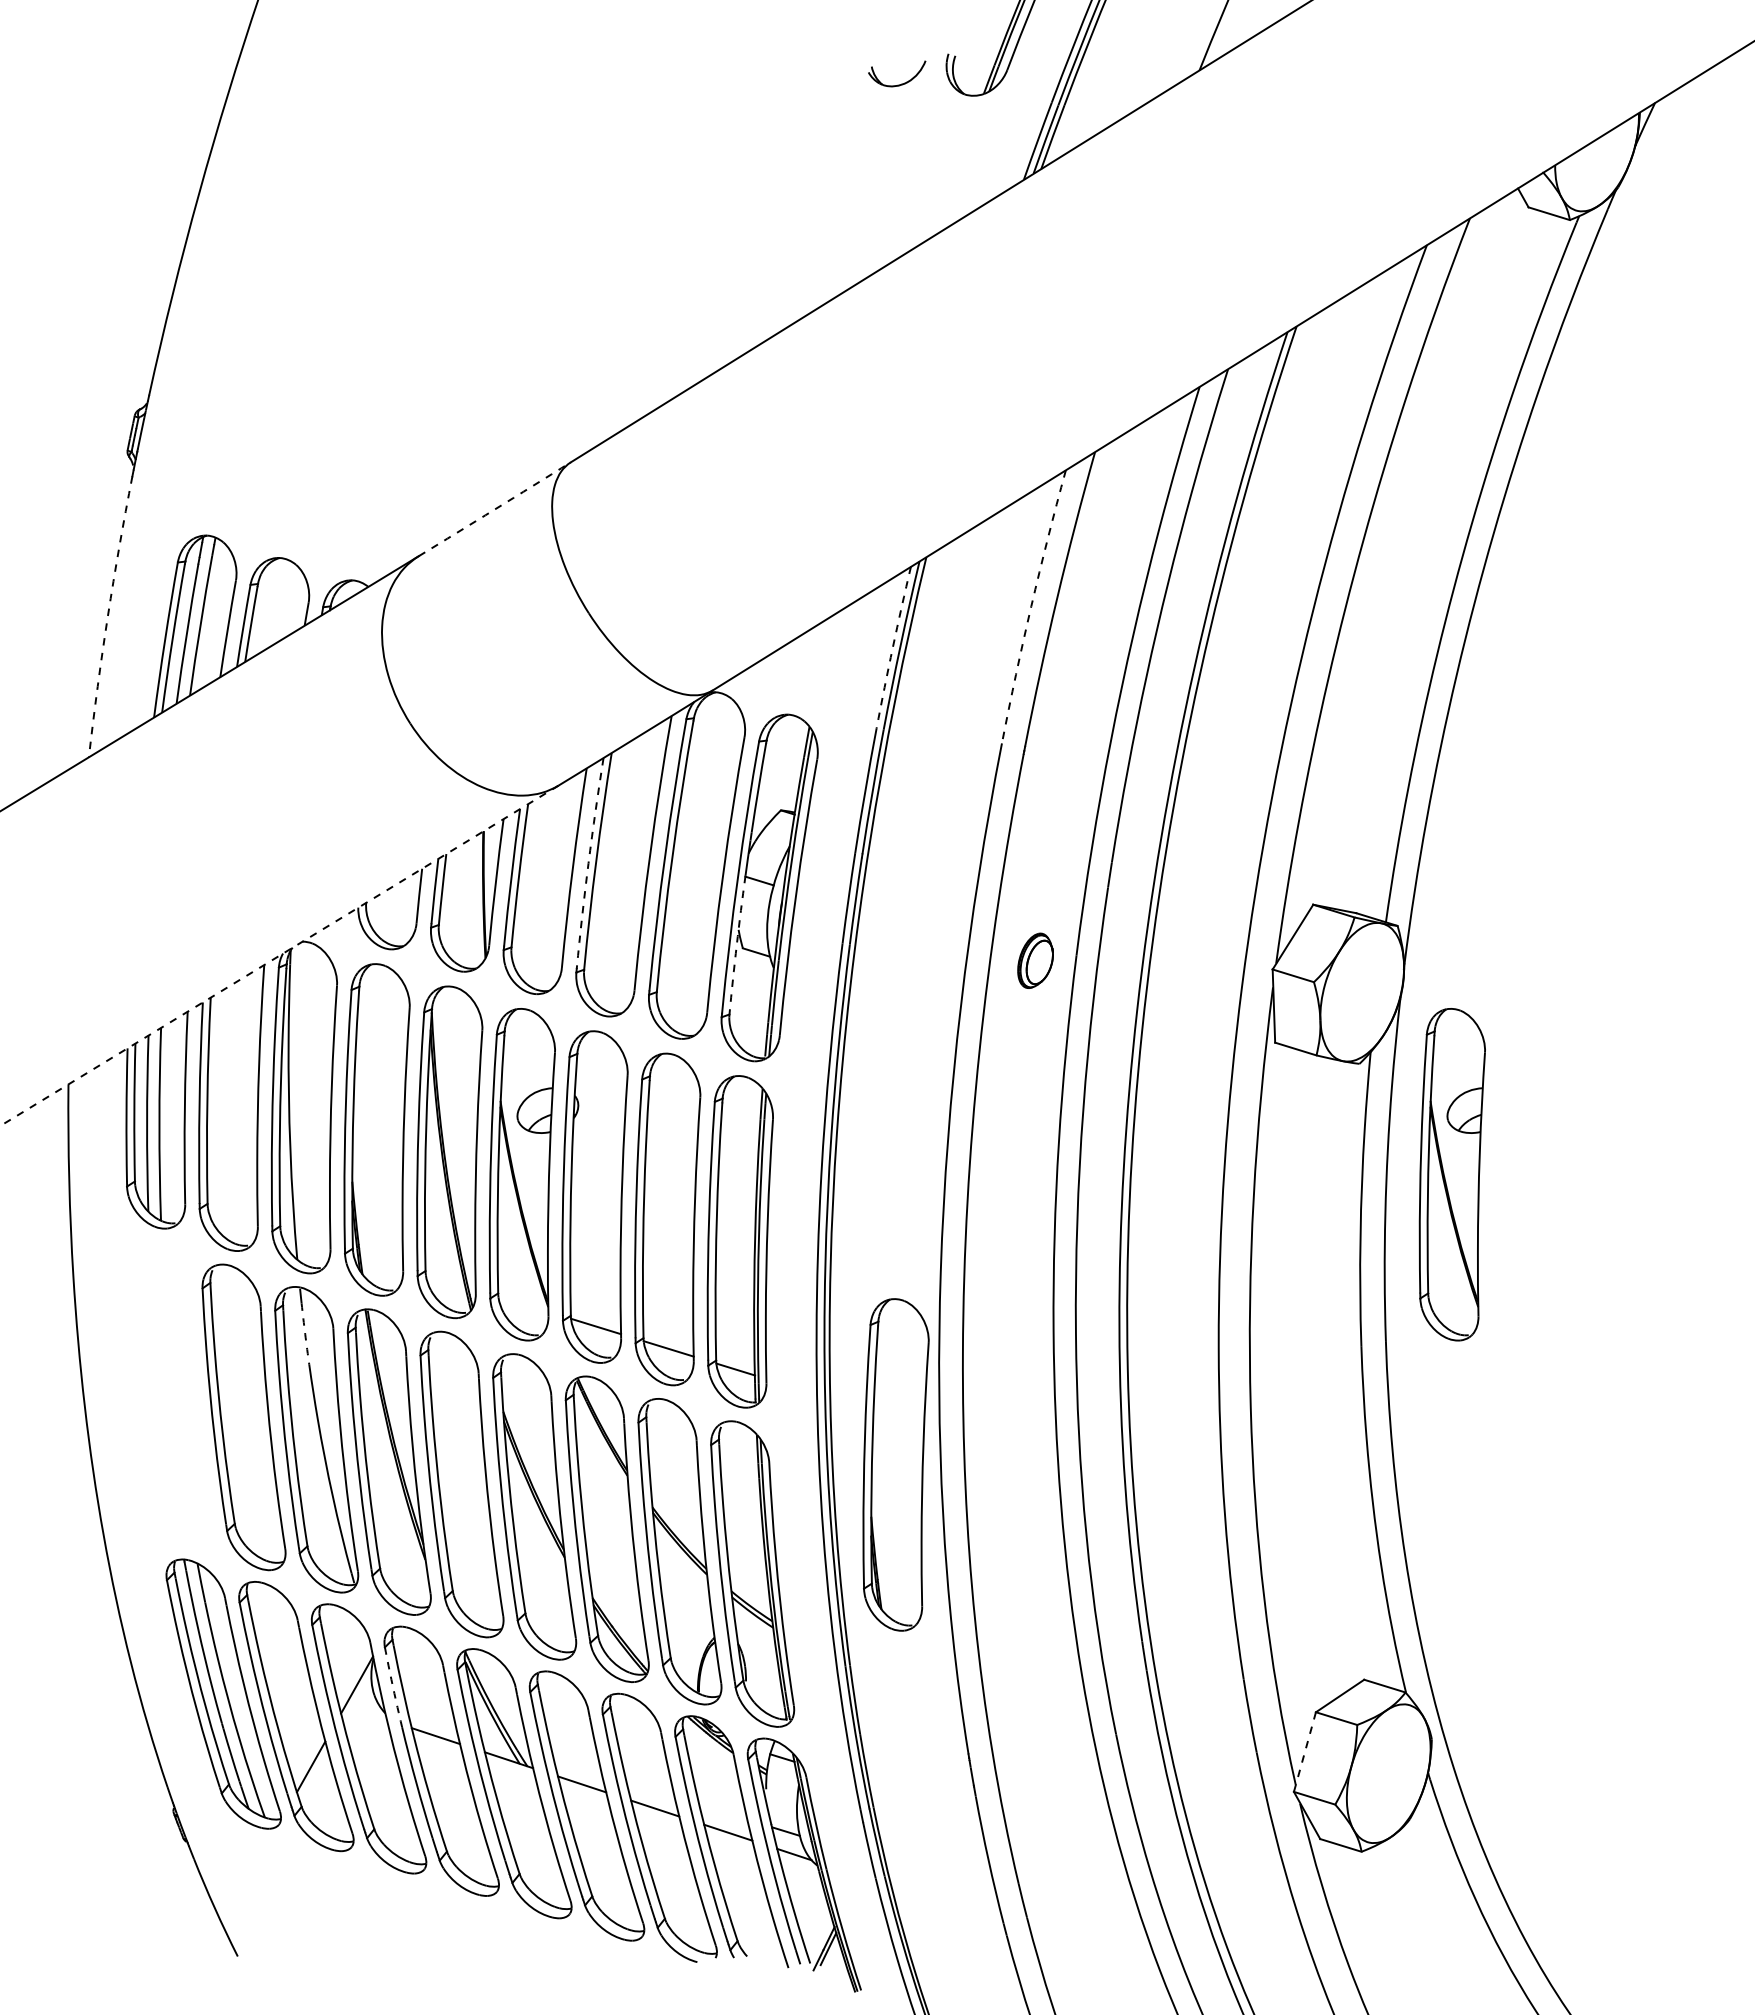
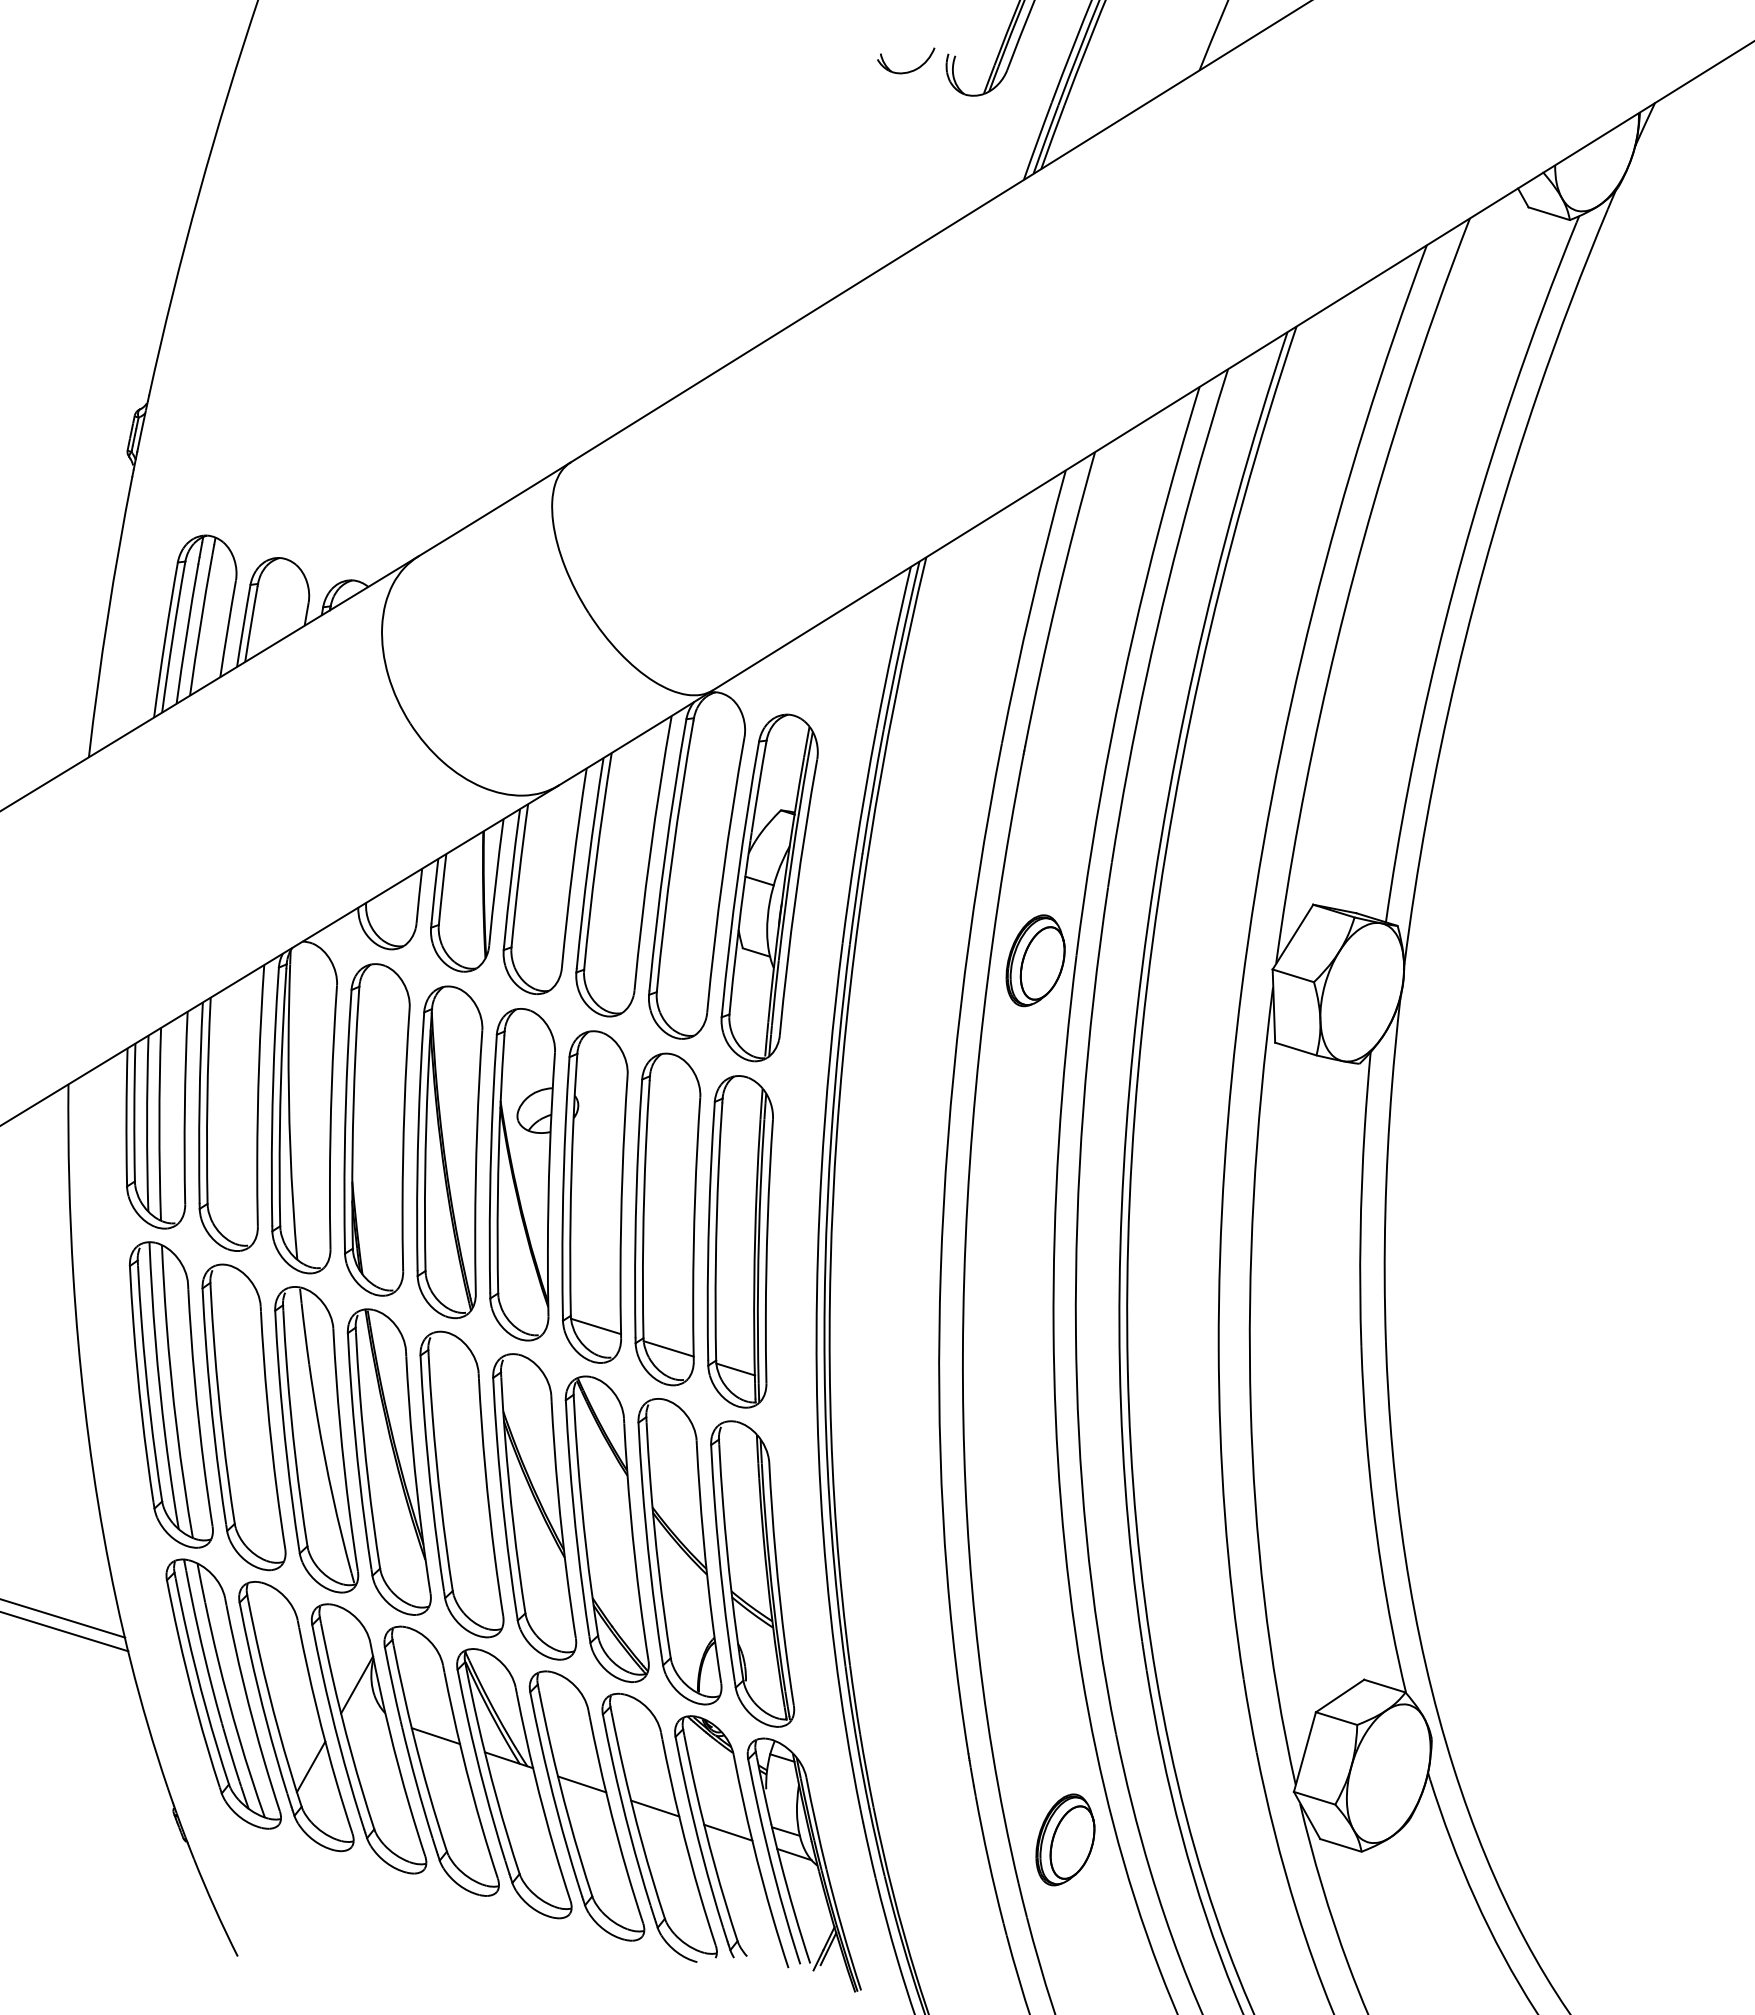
part position: (901, 83) -> (910, 70) (910, 70)
arc: dashed -> solid (494, 509)
arc: dashed -> solid (1031, 606)
arc: dashed -> solid (107, 616)
arc: dashed -> solid (892, 647)
arc: dashed -> solid (588, 863)
arc: dashed -> solid (736, 945)
line: dashed -> solid (279, 955)
part size: 37x57 px -> 61x94 px (1035, 960)
part: present -> none (1451, 1174)
arc: dashed -> solid (305, 1334)
part: none -> present (170, 1394)
part: present -> none (895, 1464)
line: none -> present (63, 1618)
line: none -> present (65, 1631)
arc: dashed -> solid (392, 1684)
line: dashed -> solid (1304, 1752)
part: none -> present (1065, 1839)
